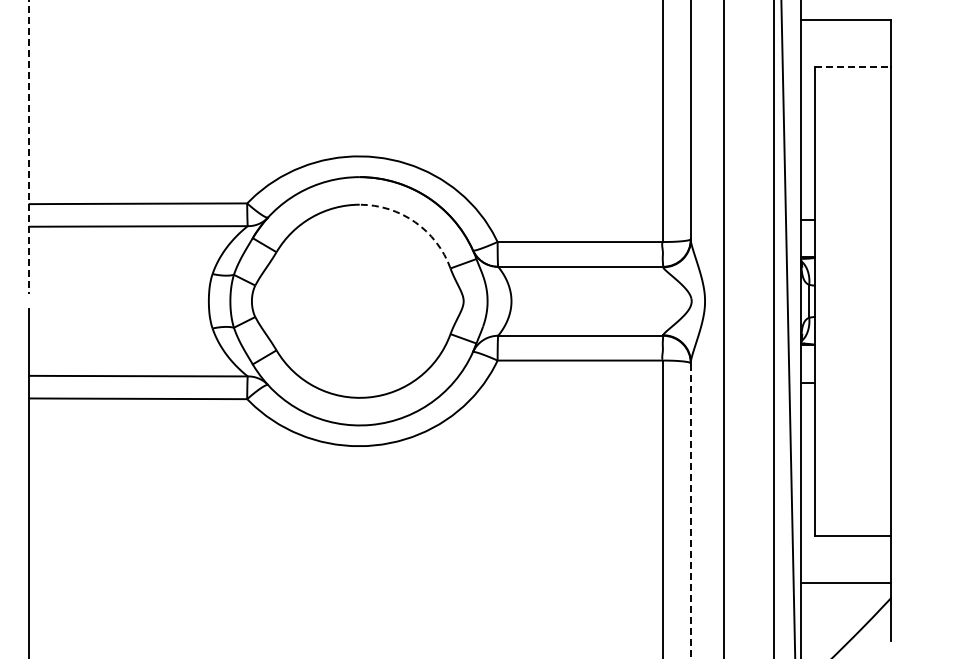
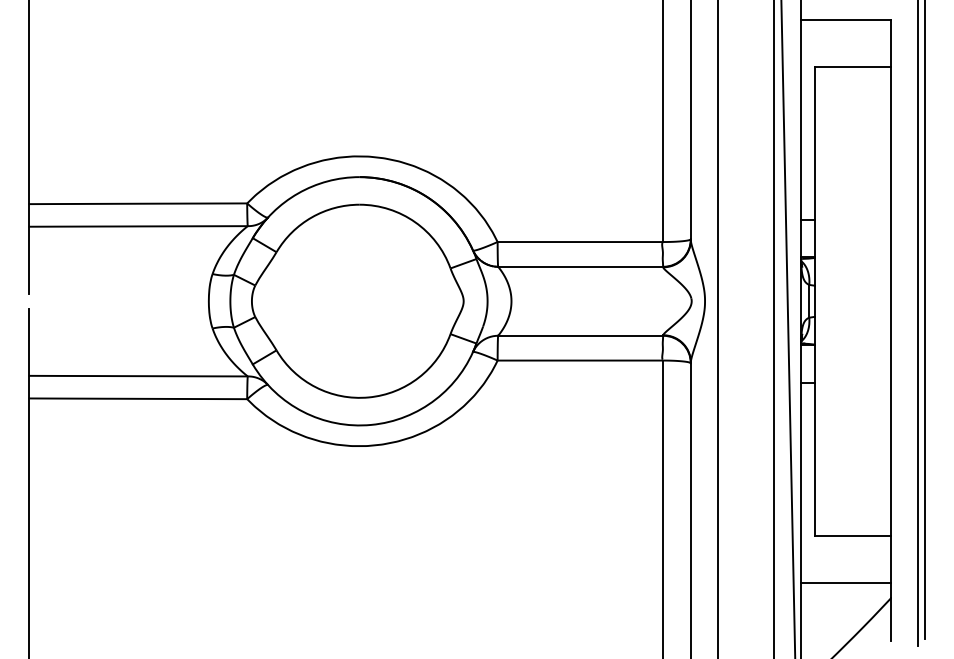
line: dashed -> solid (852, 67)
line: dashed -> solid (28, 146)
arc: dashed -> solid (415, 222)
line: none -> present (925, 320)
line: none -> present (918, 324)
line position: (724, 328) -> (718, 328) (718, 328)
line: dashed -> solid (690, 510)
